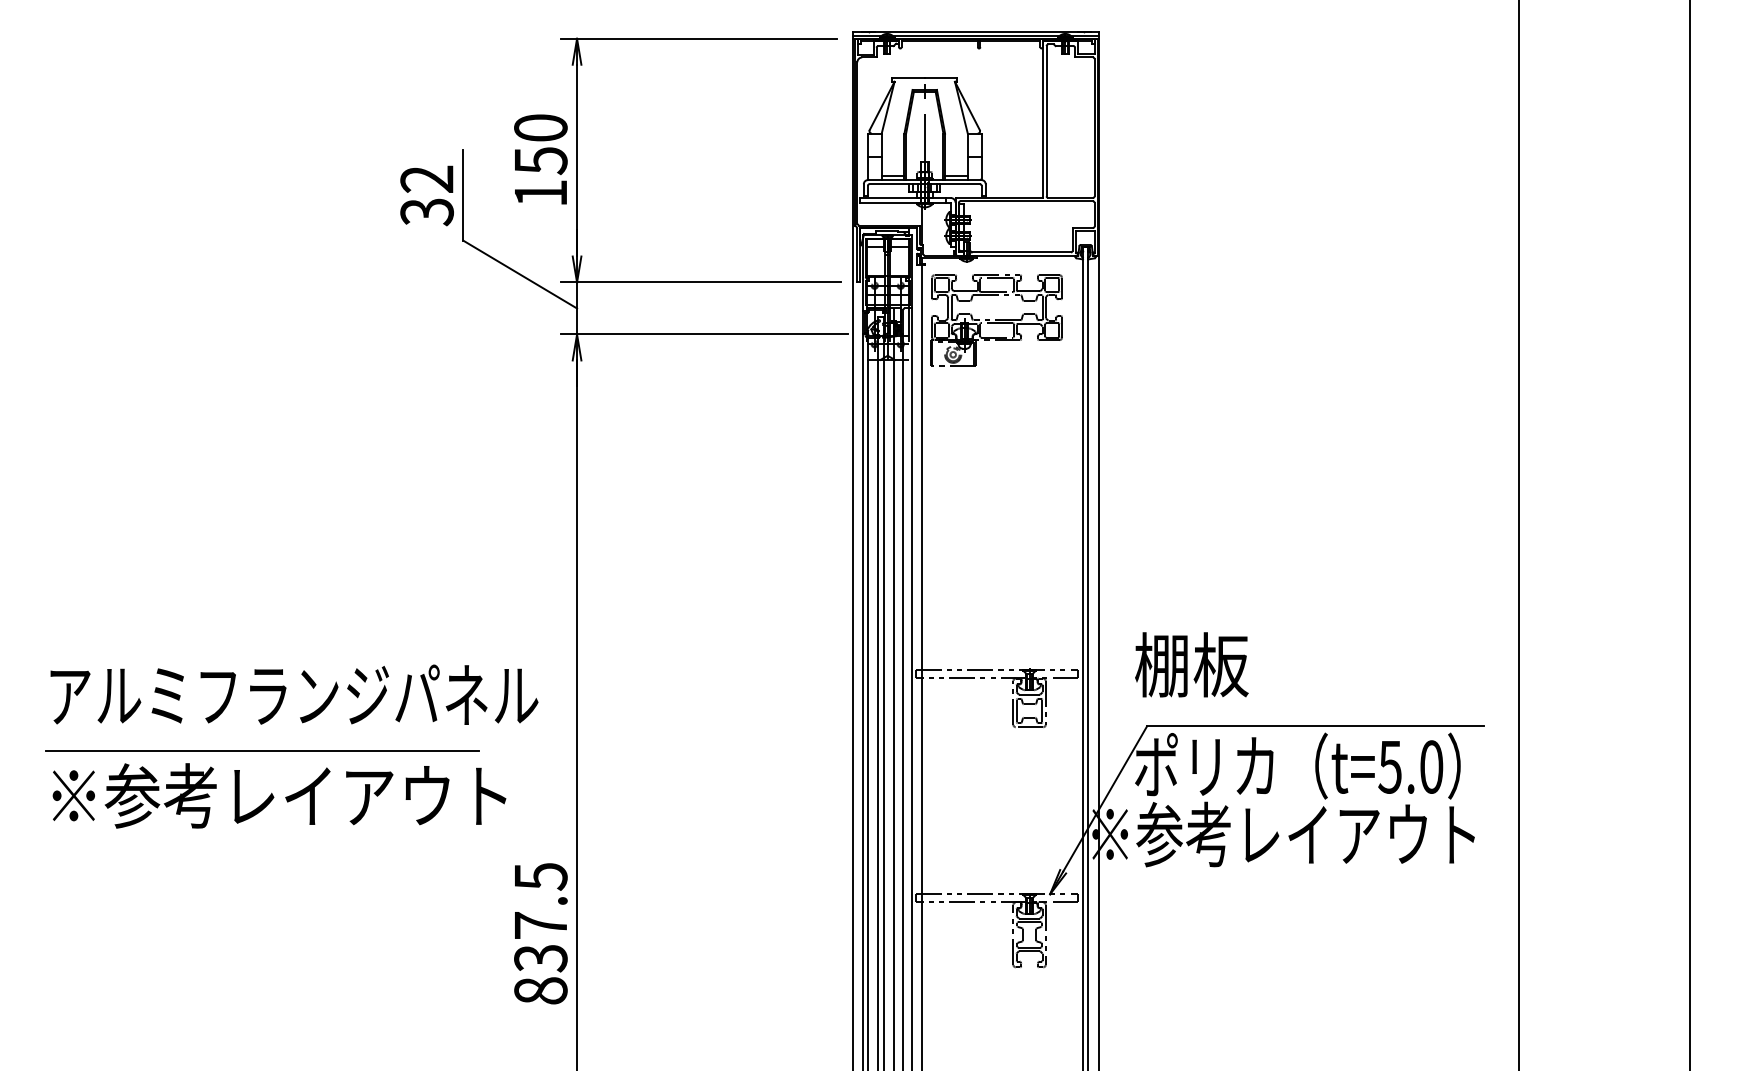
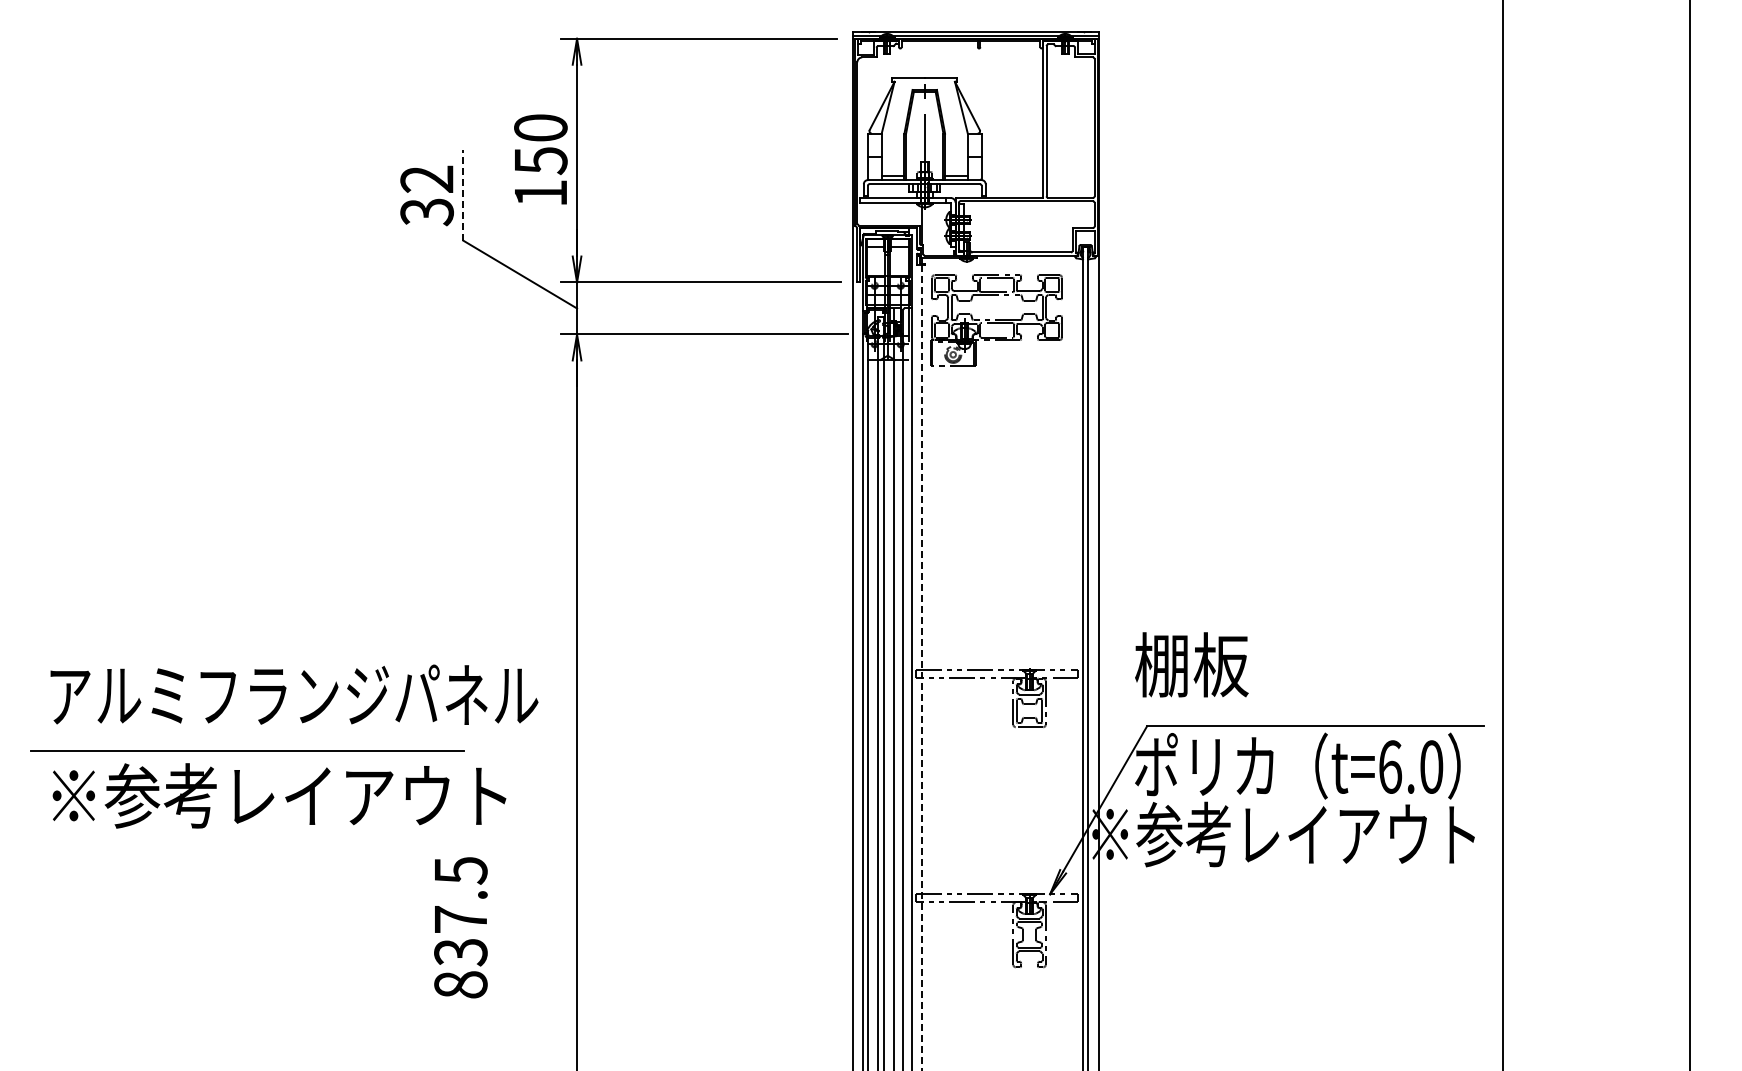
line: solid -> dashed (463, 195)
line position: (1519, 534) -> (1503, 534) (1503, 534)
line: solid -> dashed (922, 668)
line position: (262, 750) -> (247, 750) (247, 750)
text: t=5.0 -> t=6.0 (1390, 766)
text position: (540, 933) -> (460, 927) (460, 927)
